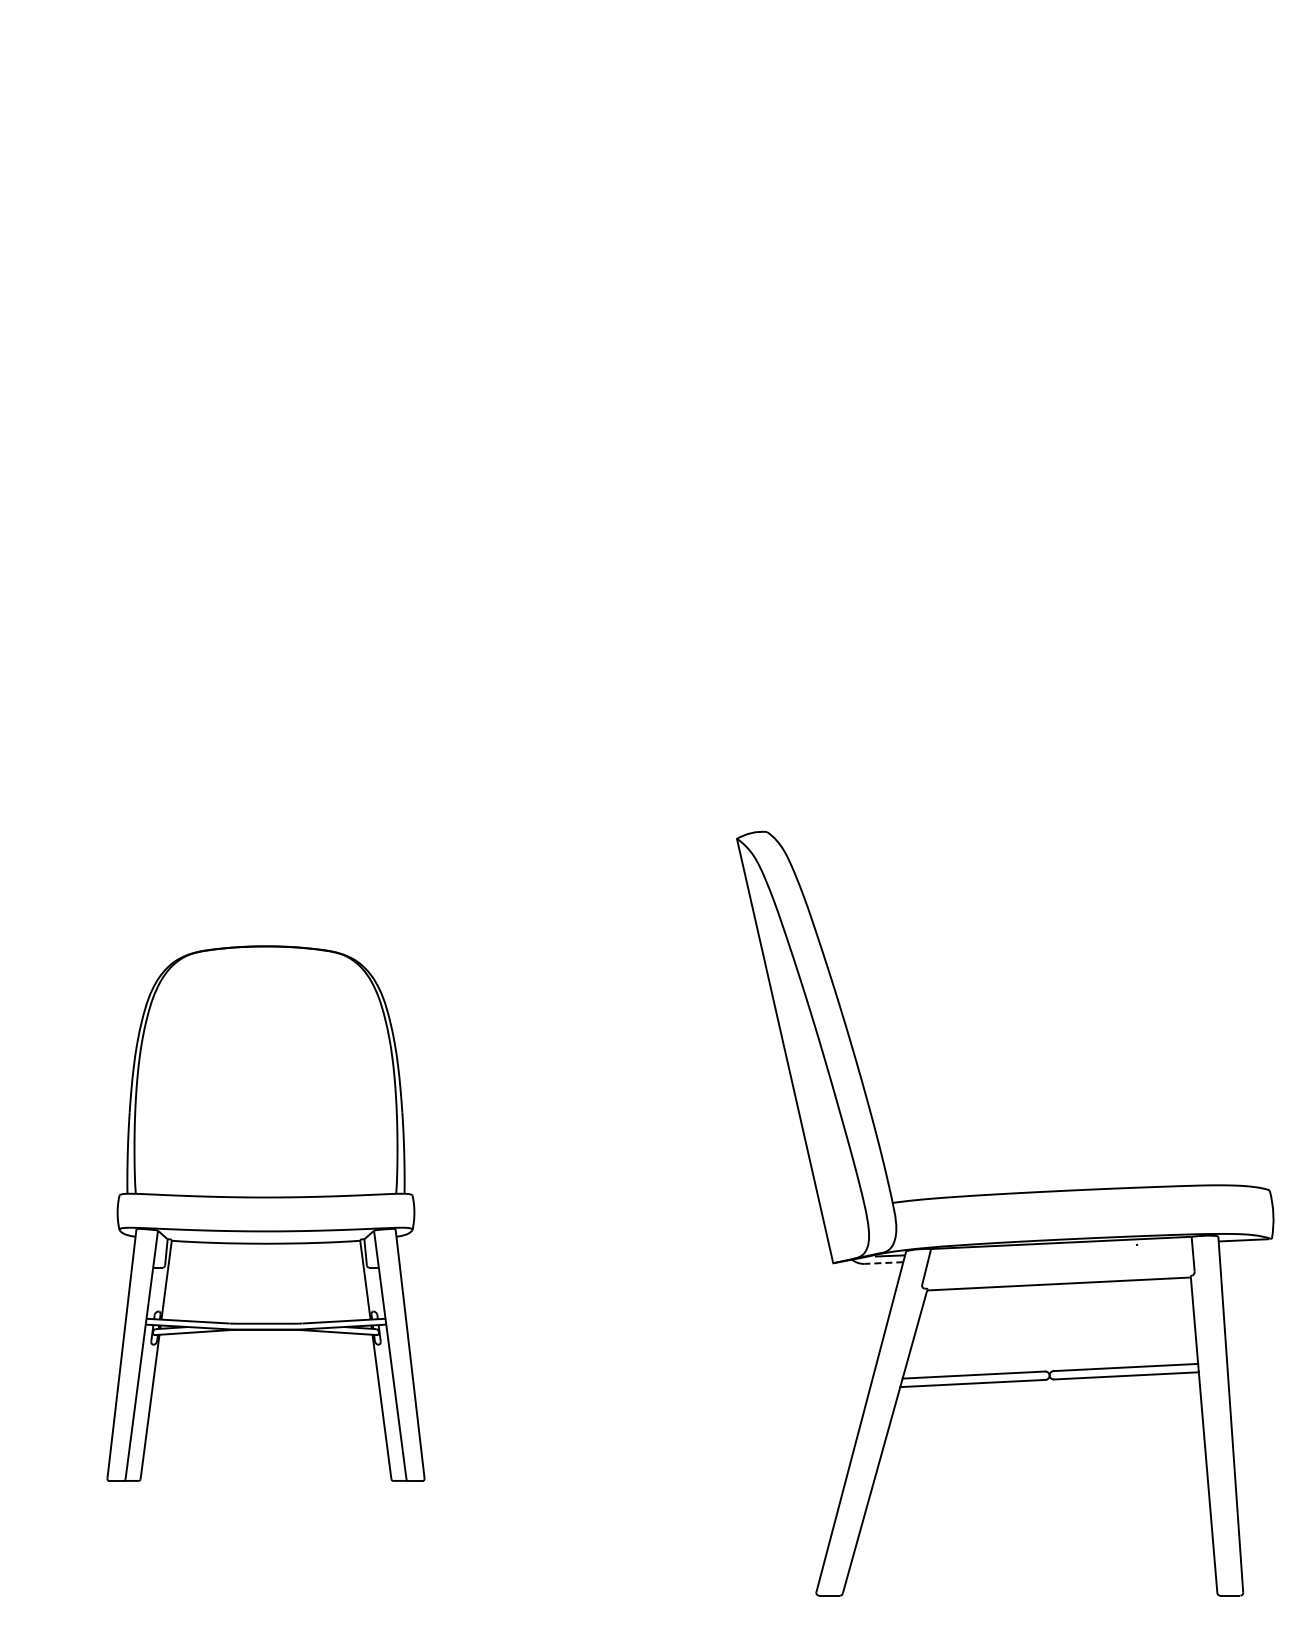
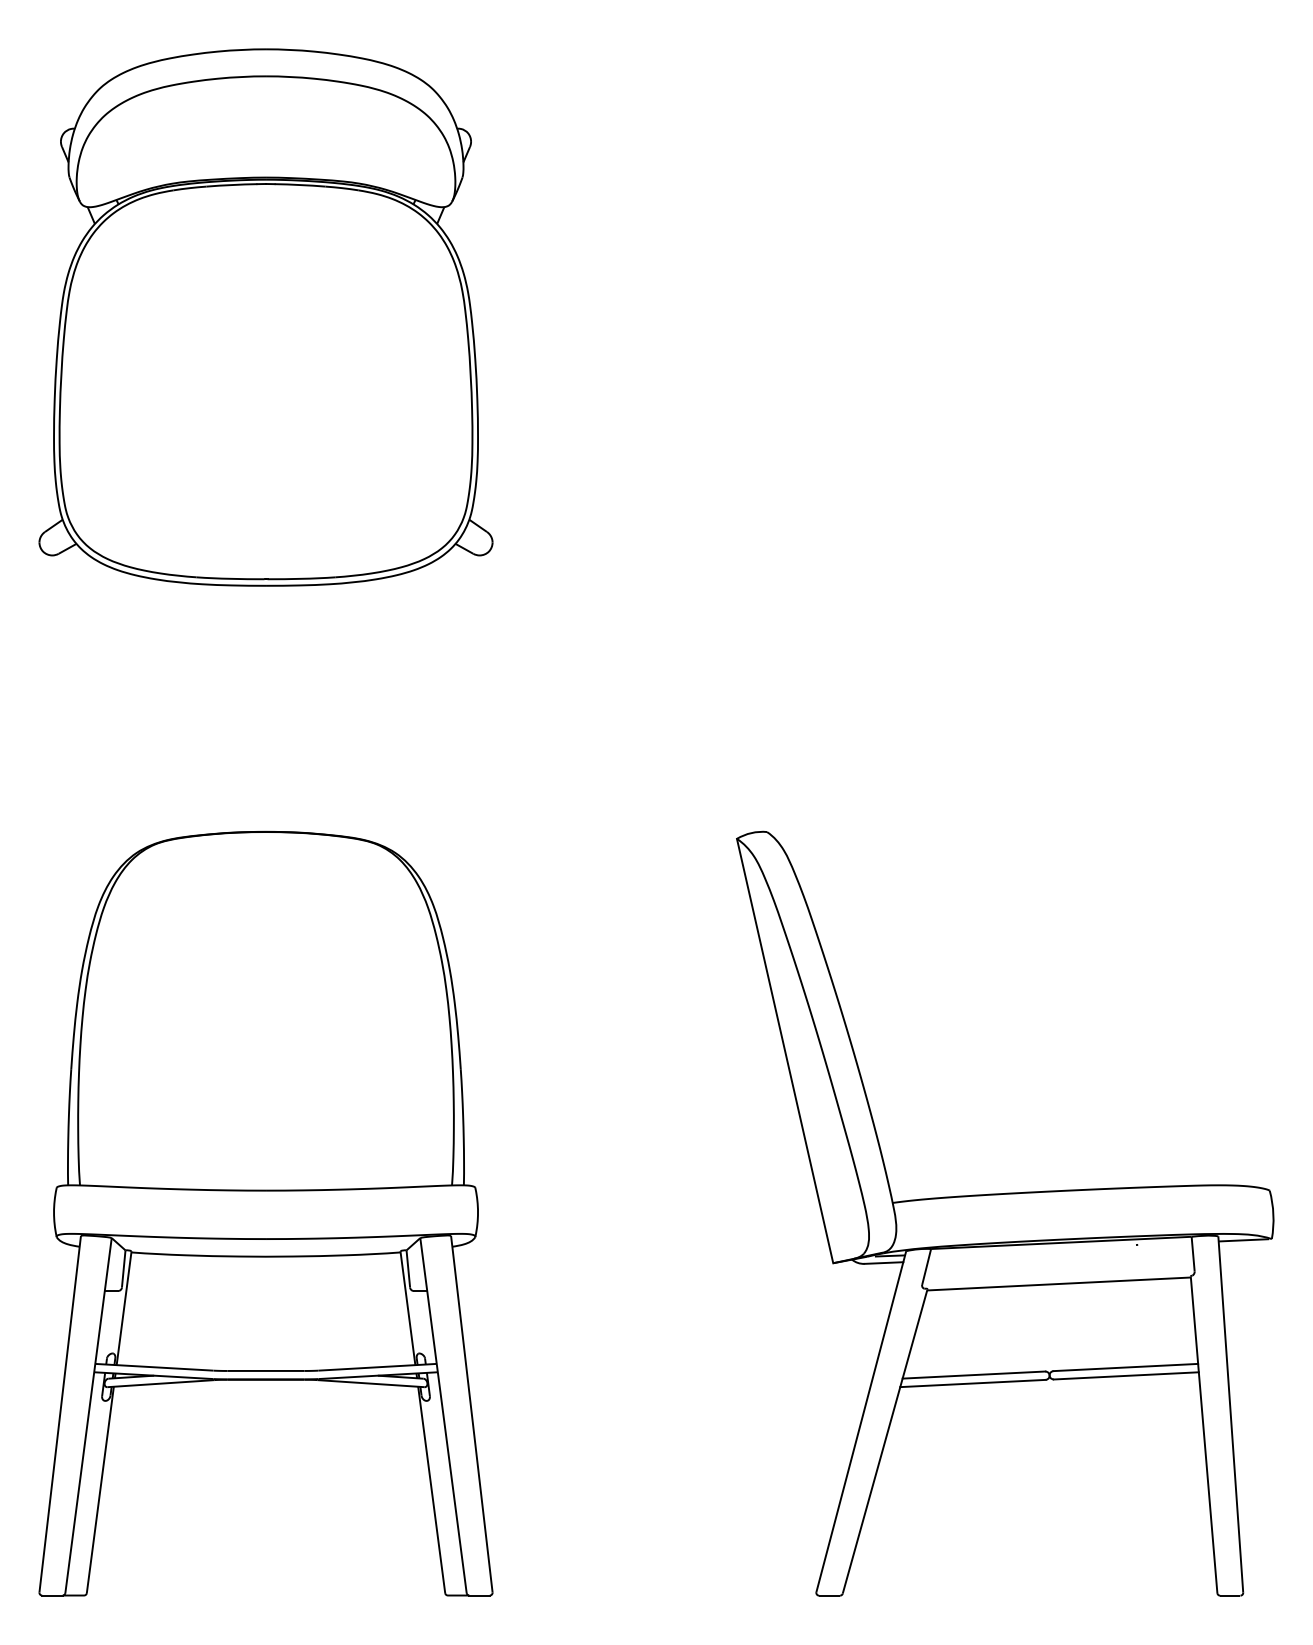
part: none -> present (265, 317)
part size: 320x537 px -> 456x767 px (265, 1213)
line: dashed -> solid (883, 1263)
